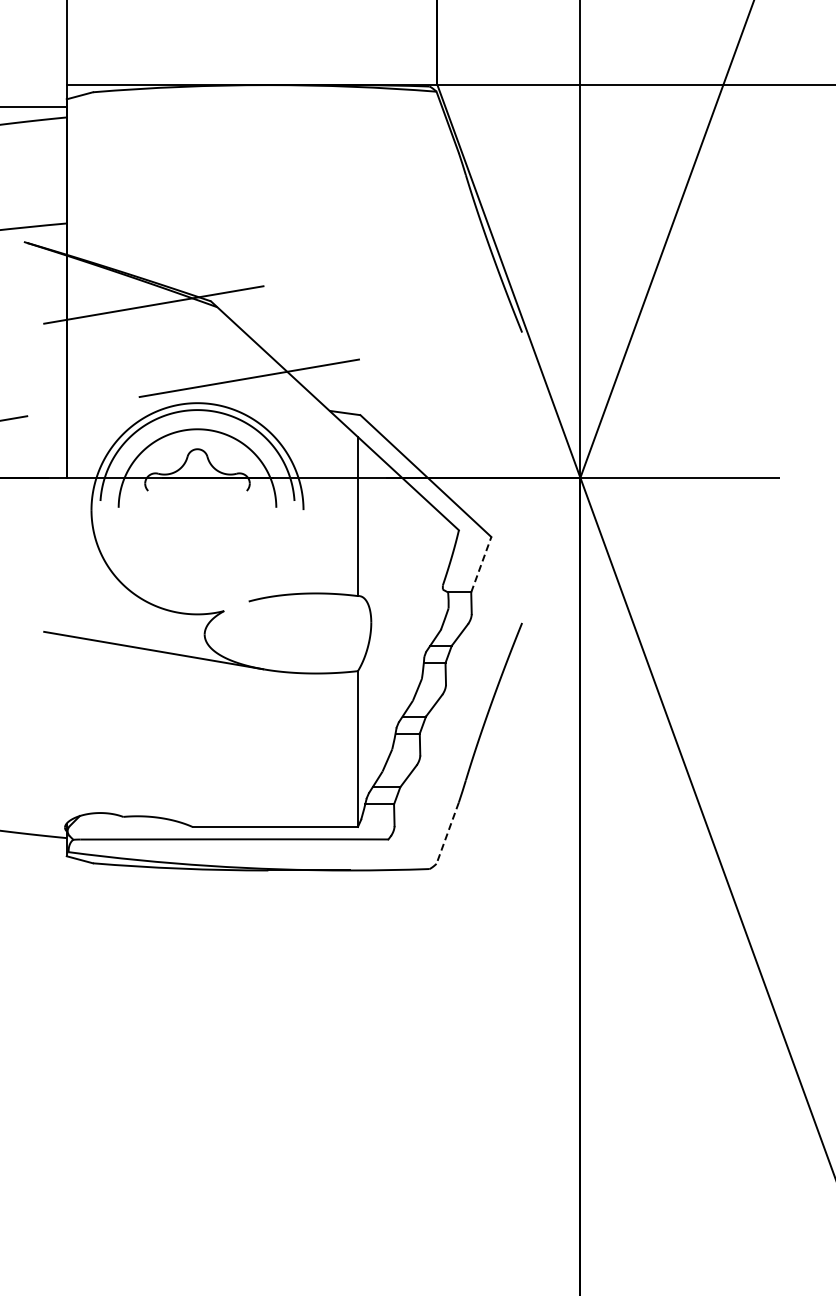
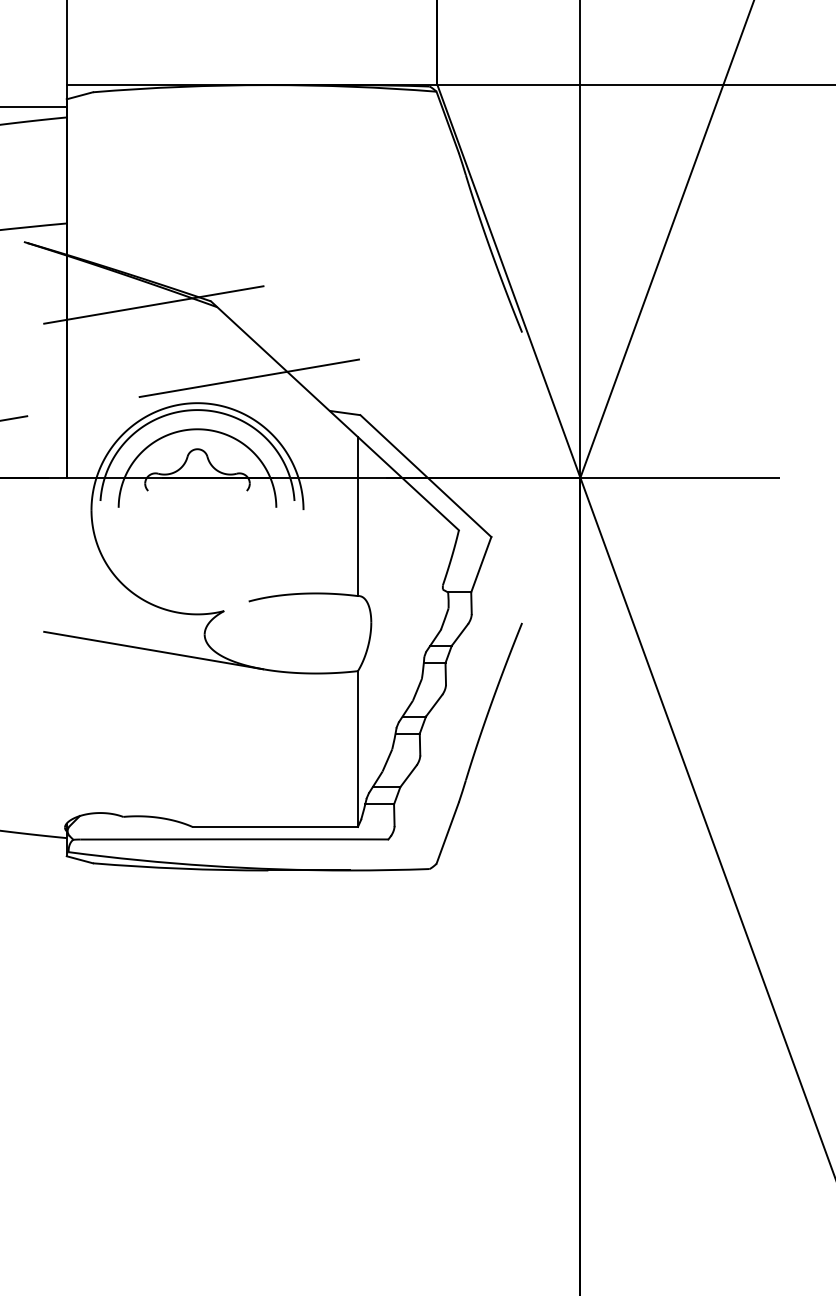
line: dashed -> solid (481, 564)
line: dashed -> solid (447, 833)
